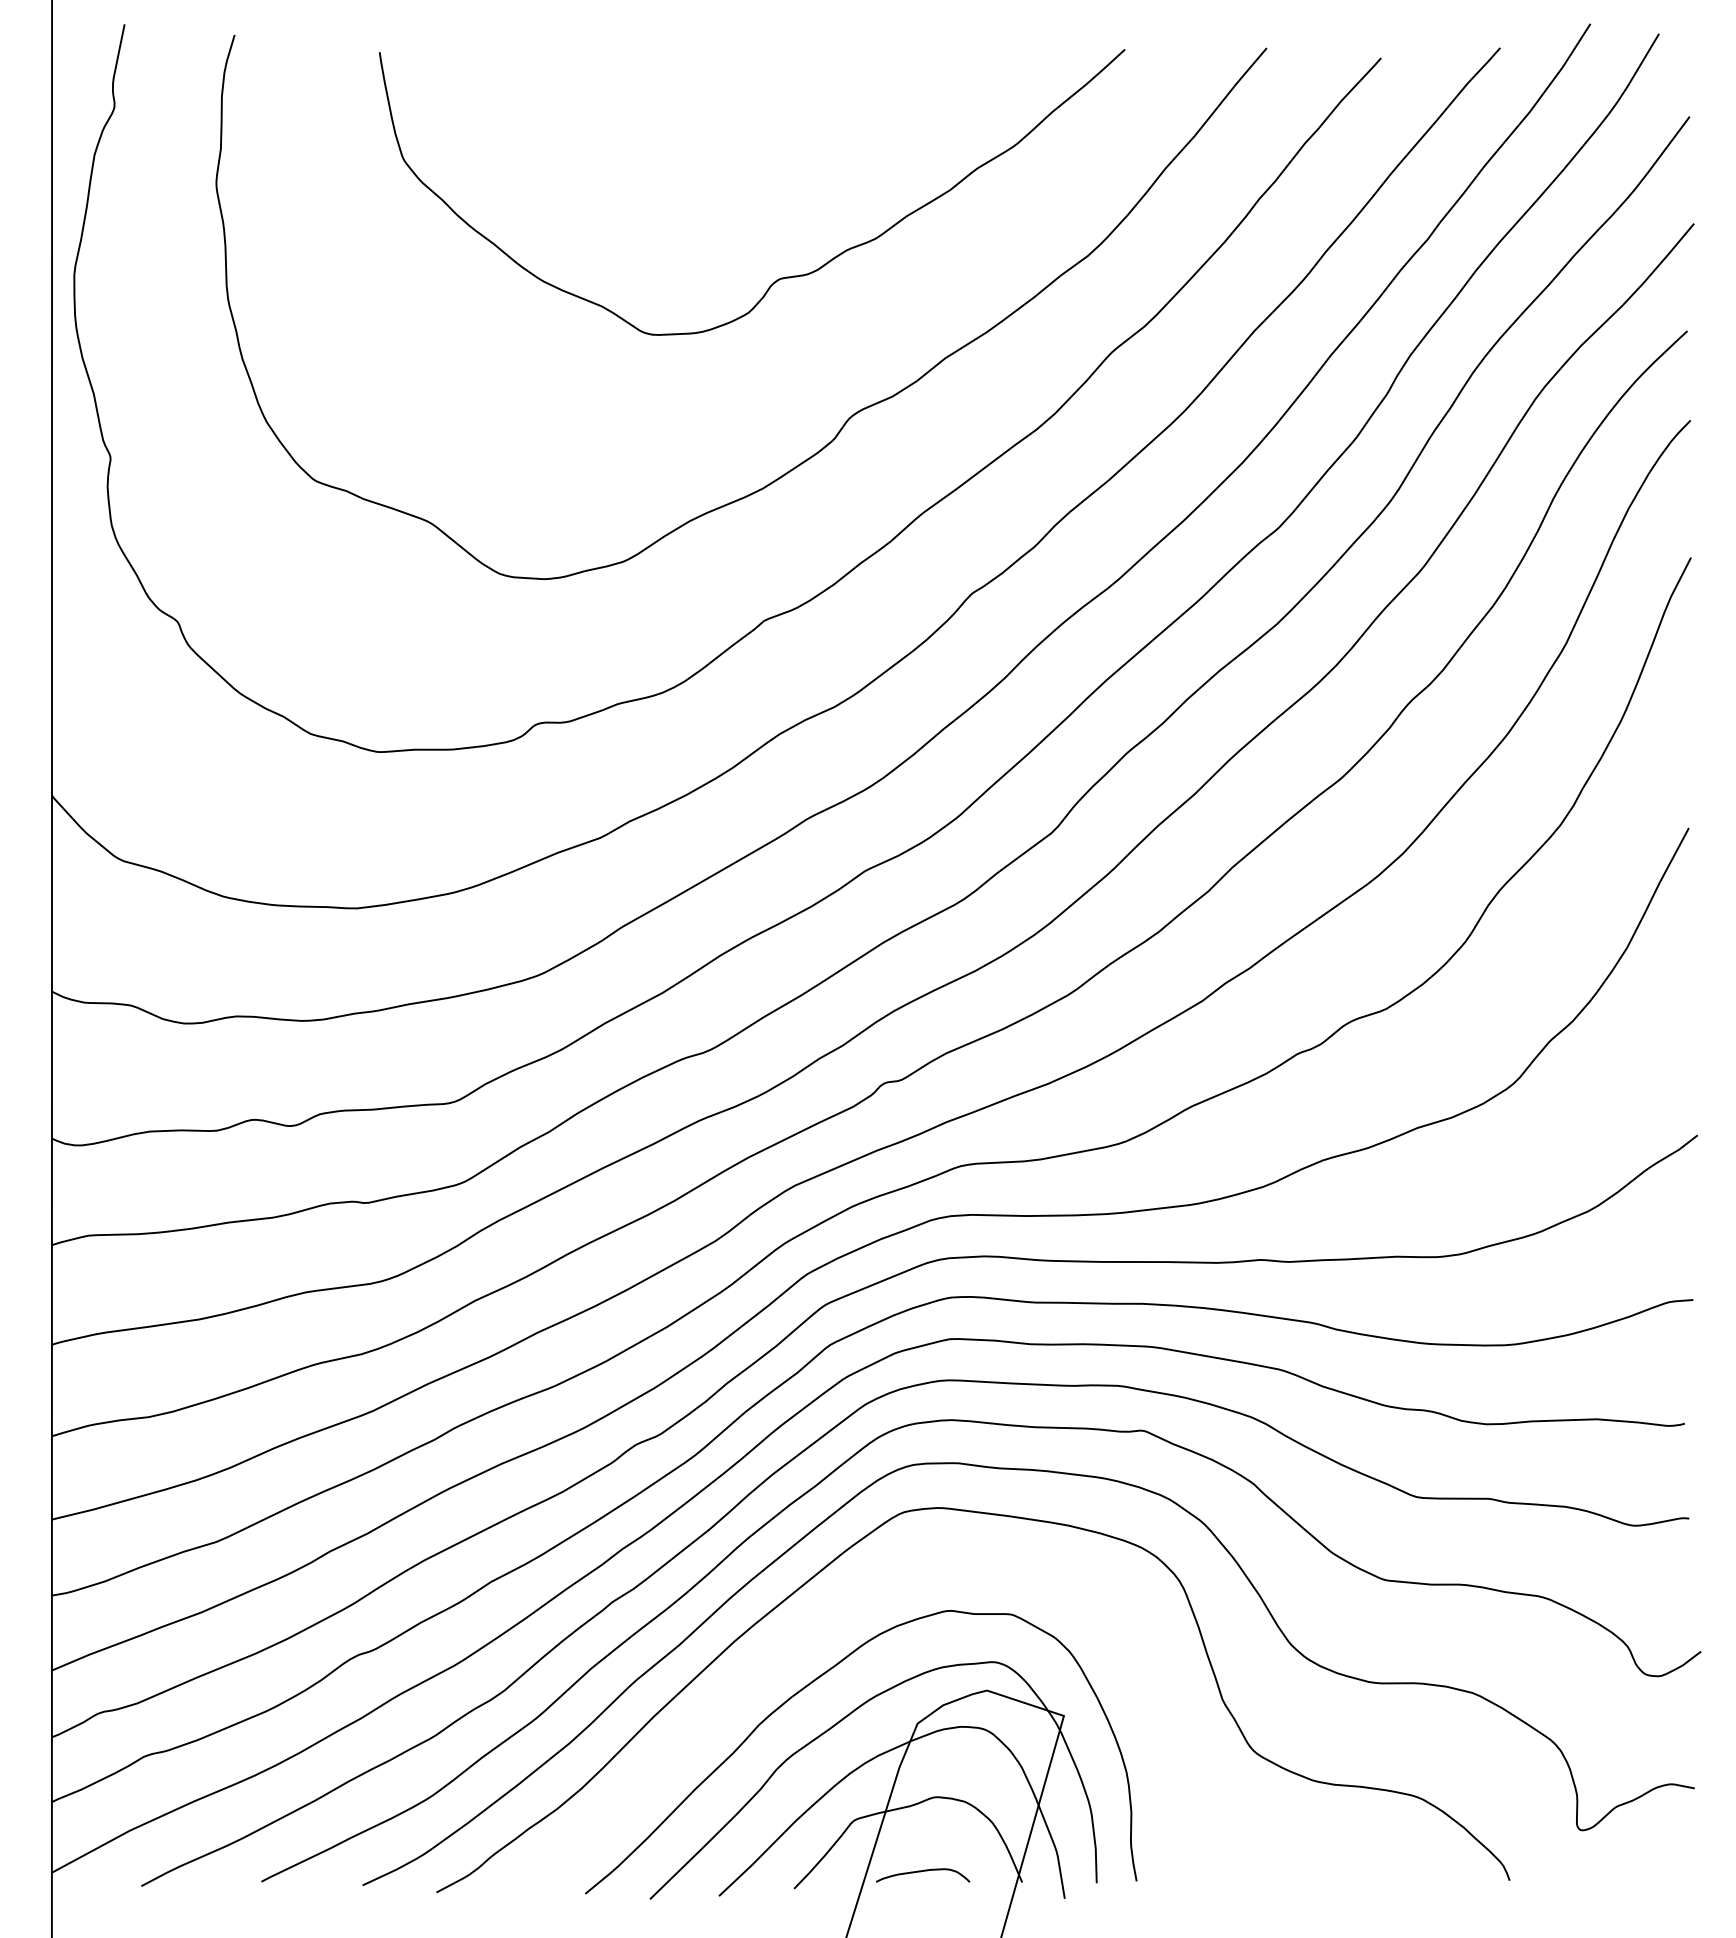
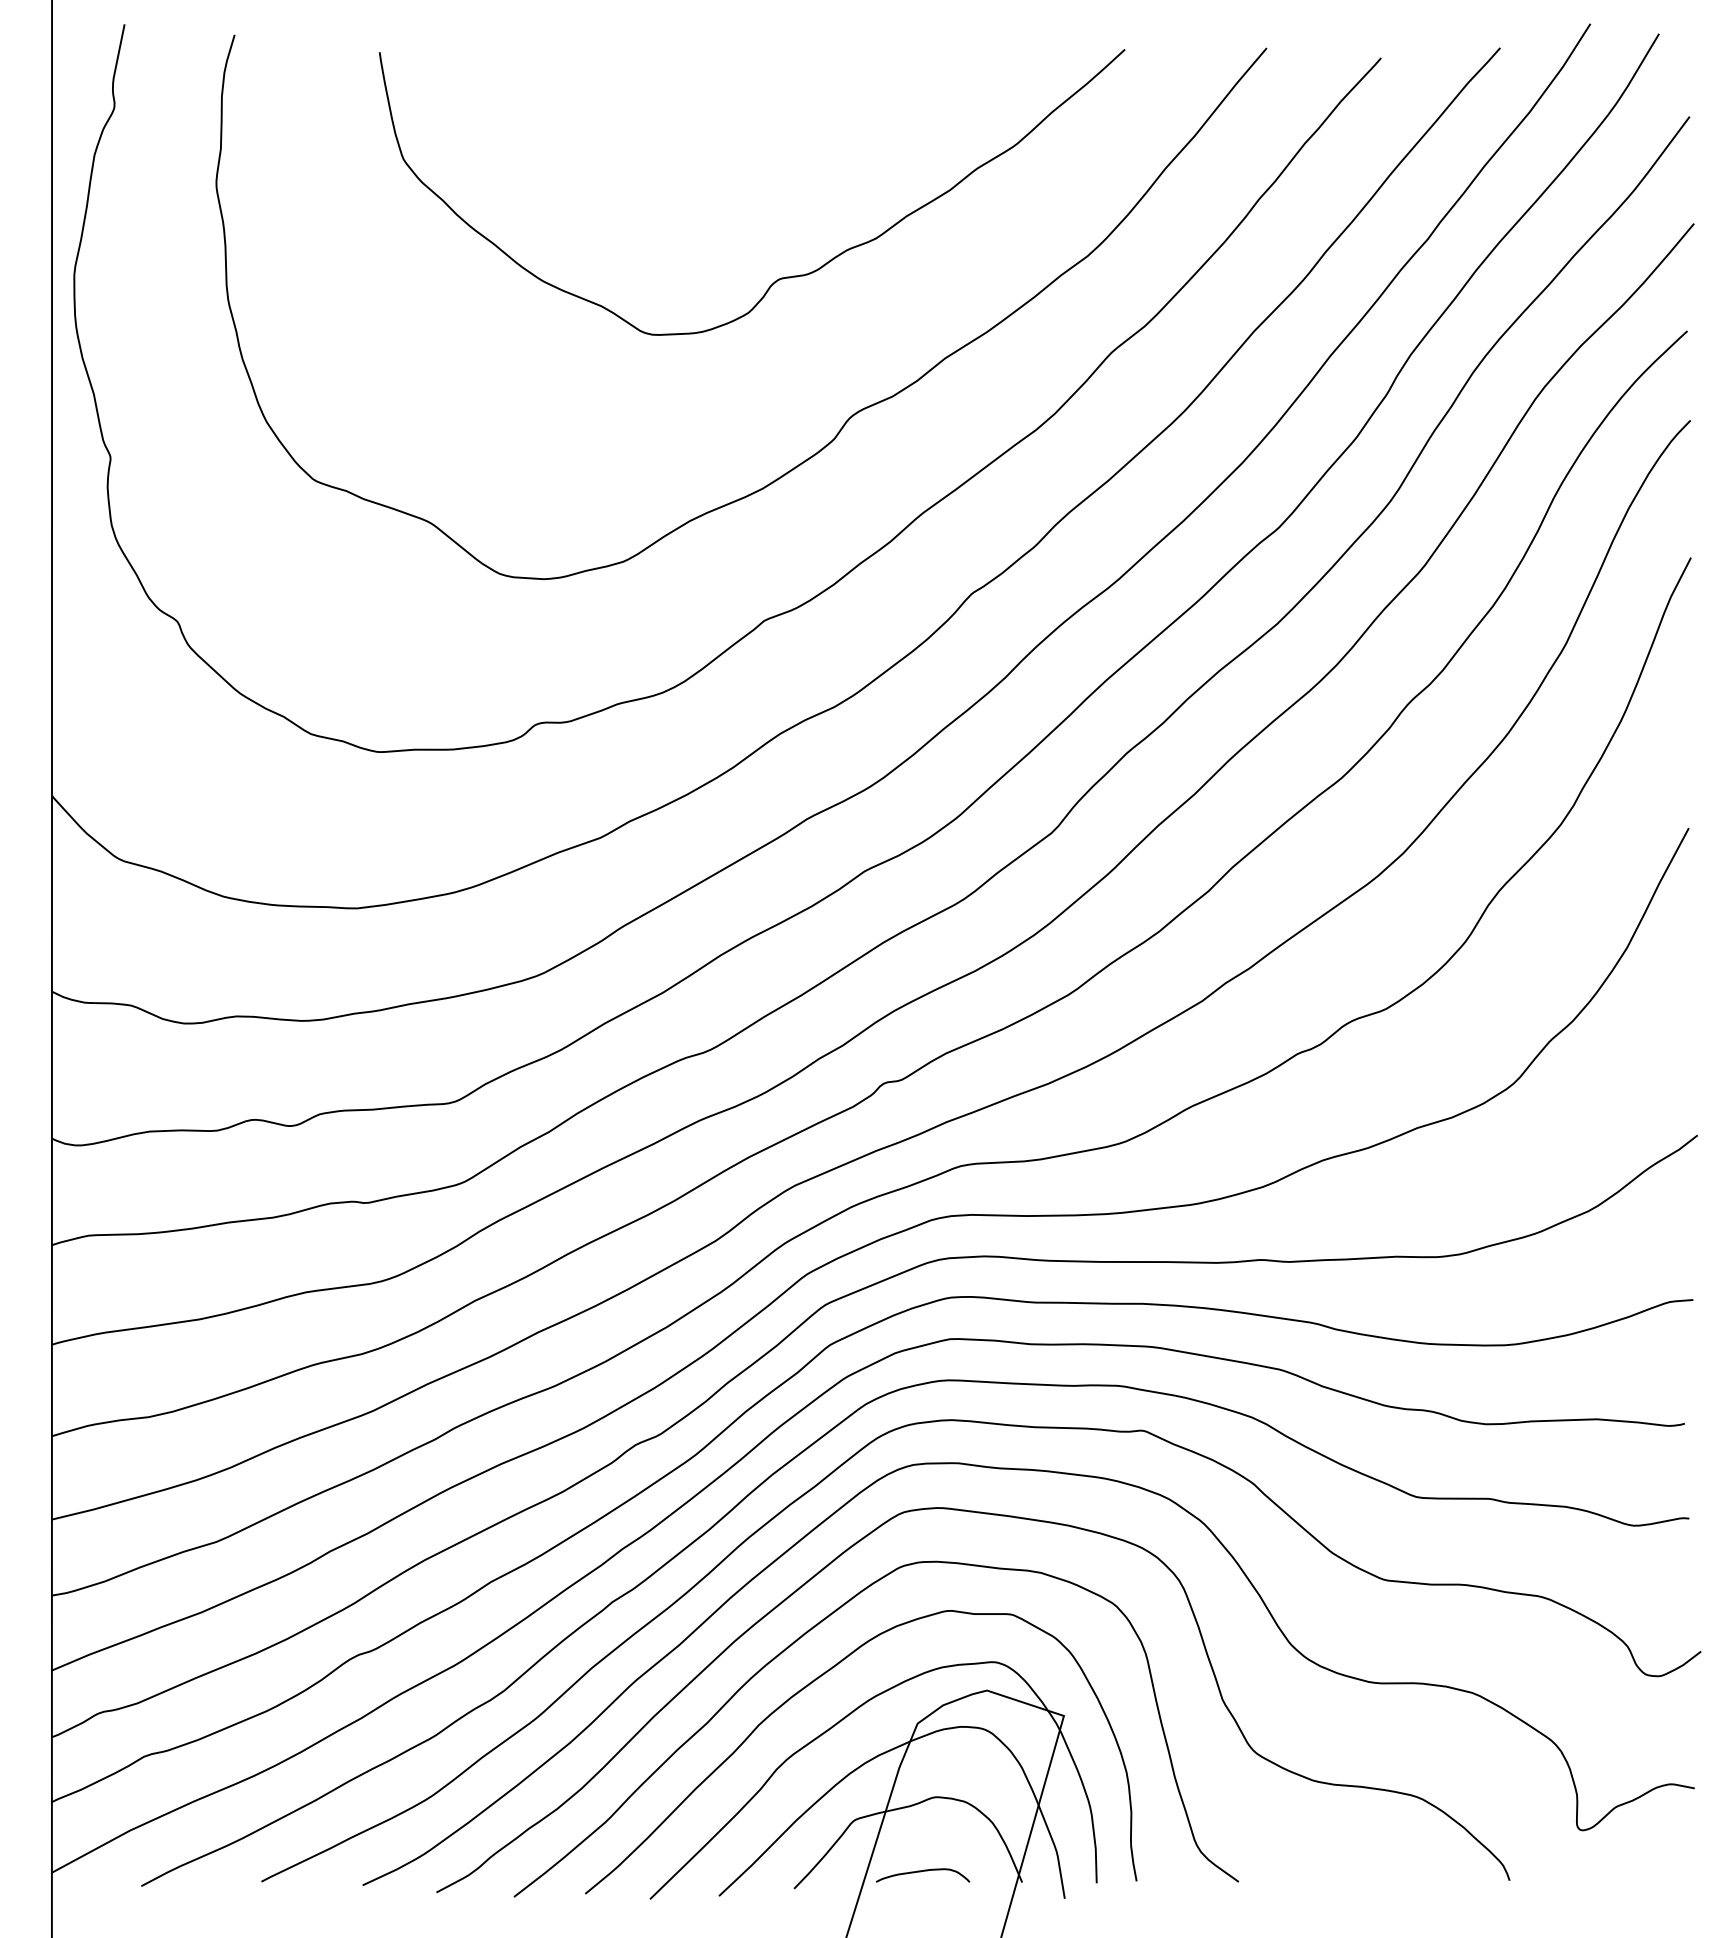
curve: none -> present (807, 1633)
